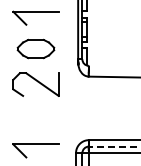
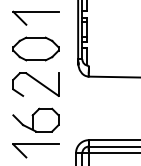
part size: 40x22 px -> 48x26 px (35, 48)
part: none -> present (35, 119)
line: dashed -> solid (114, 146)
